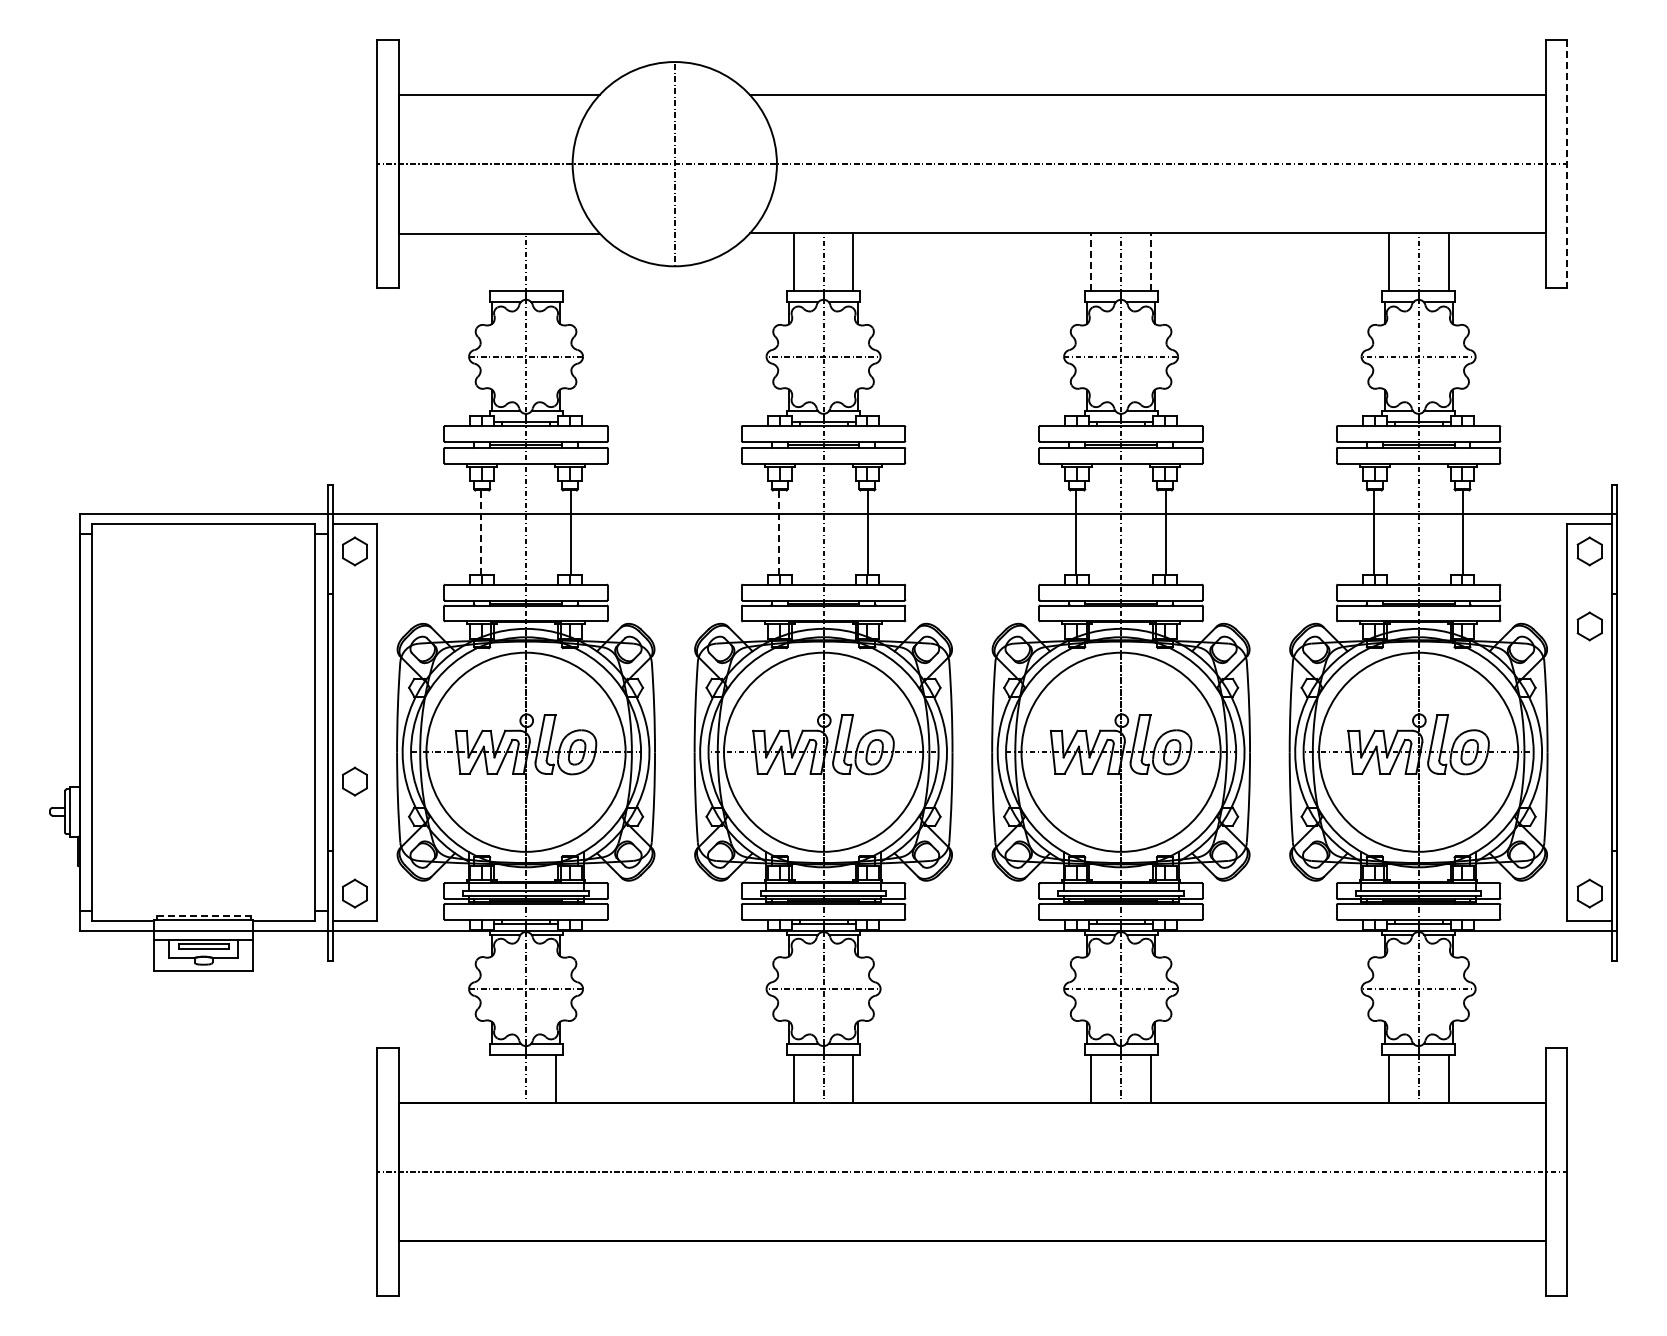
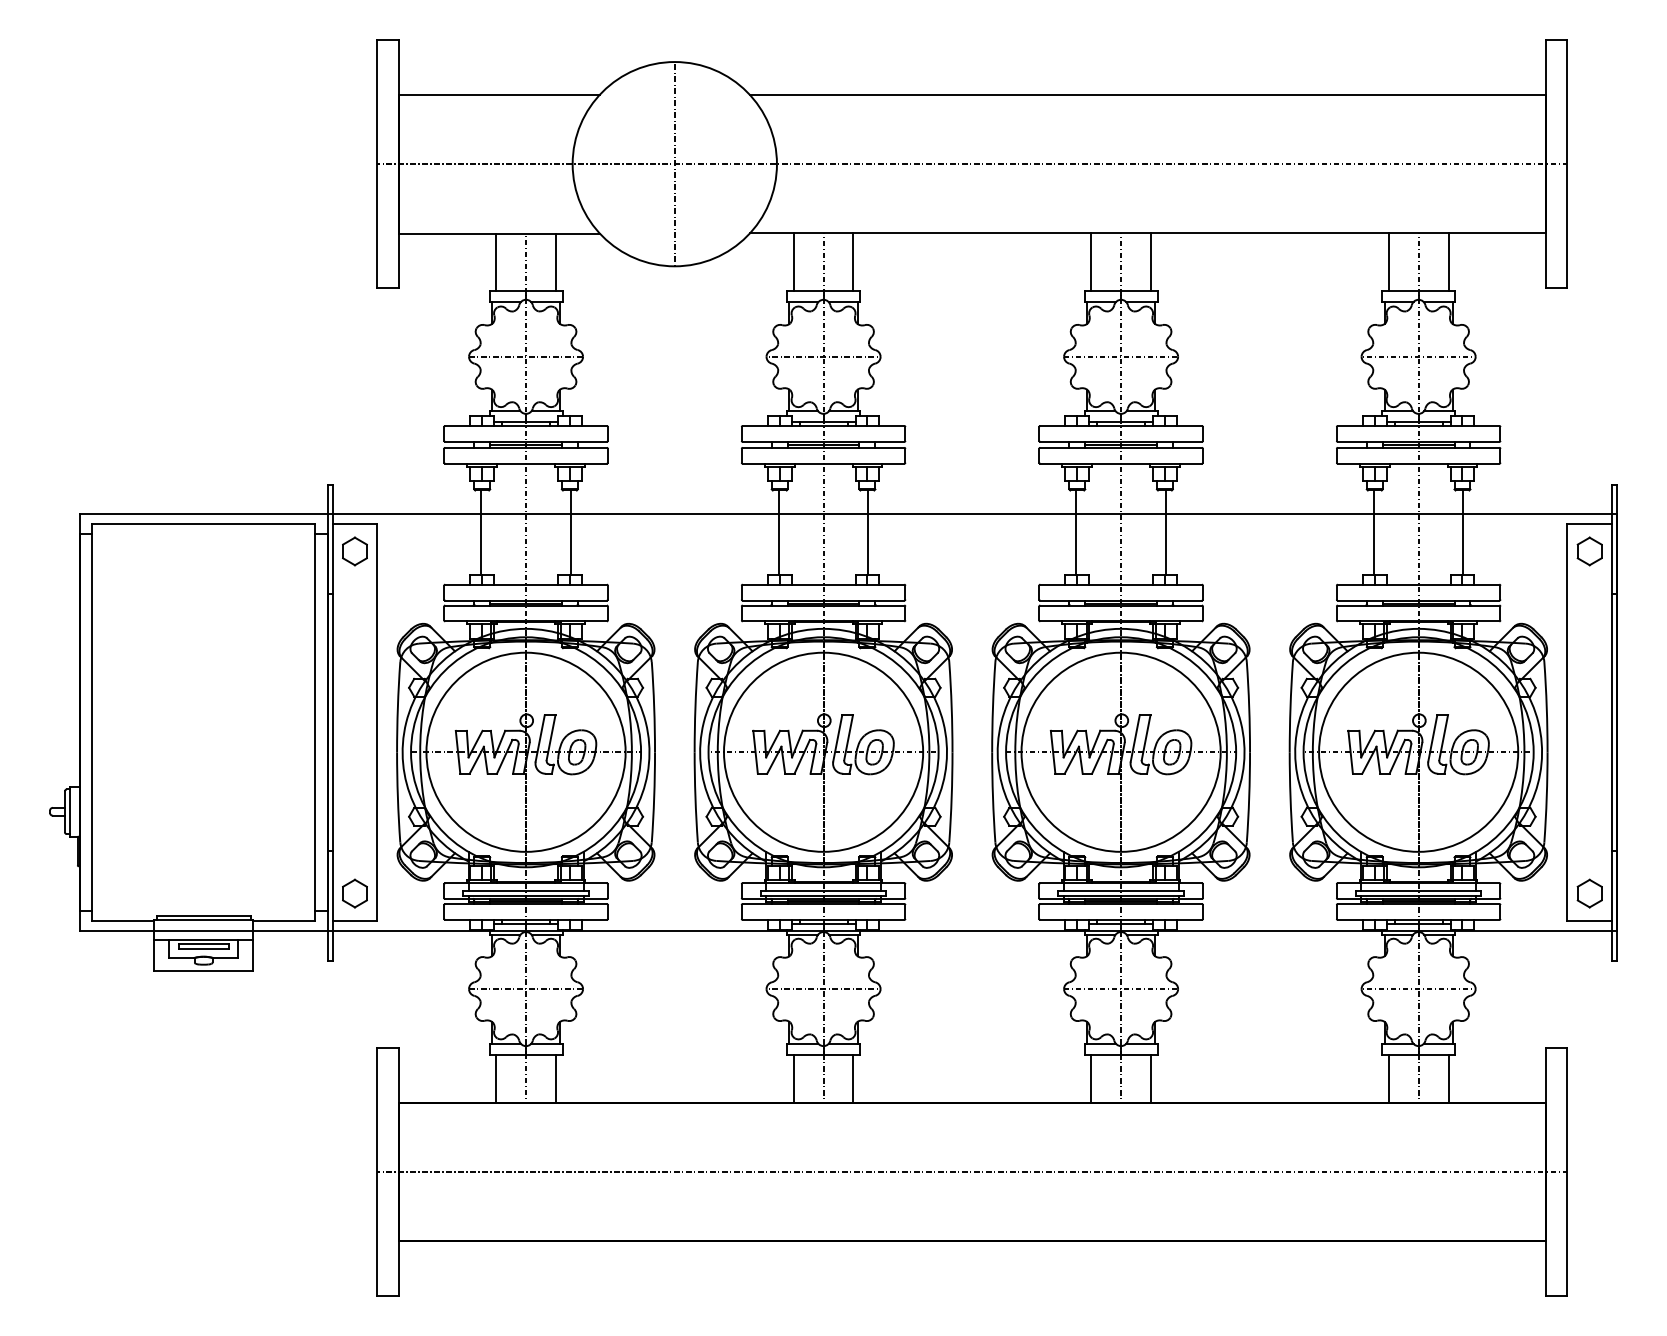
line: dashed -> solid (1567, 164)
line: none -> present (496, 262)
line: none -> present (555, 262)
line: dashed -> solid (1091, 262)
line: dashed -> solid (1151, 262)
line: dashed -> solid (481, 532)
line: dashed -> solid (778, 532)
part: present -> none (1589, 626)
part: present -> none (354, 781)
line: dashed -> solid (204, 915)
line: none -> present (496, 1078)
